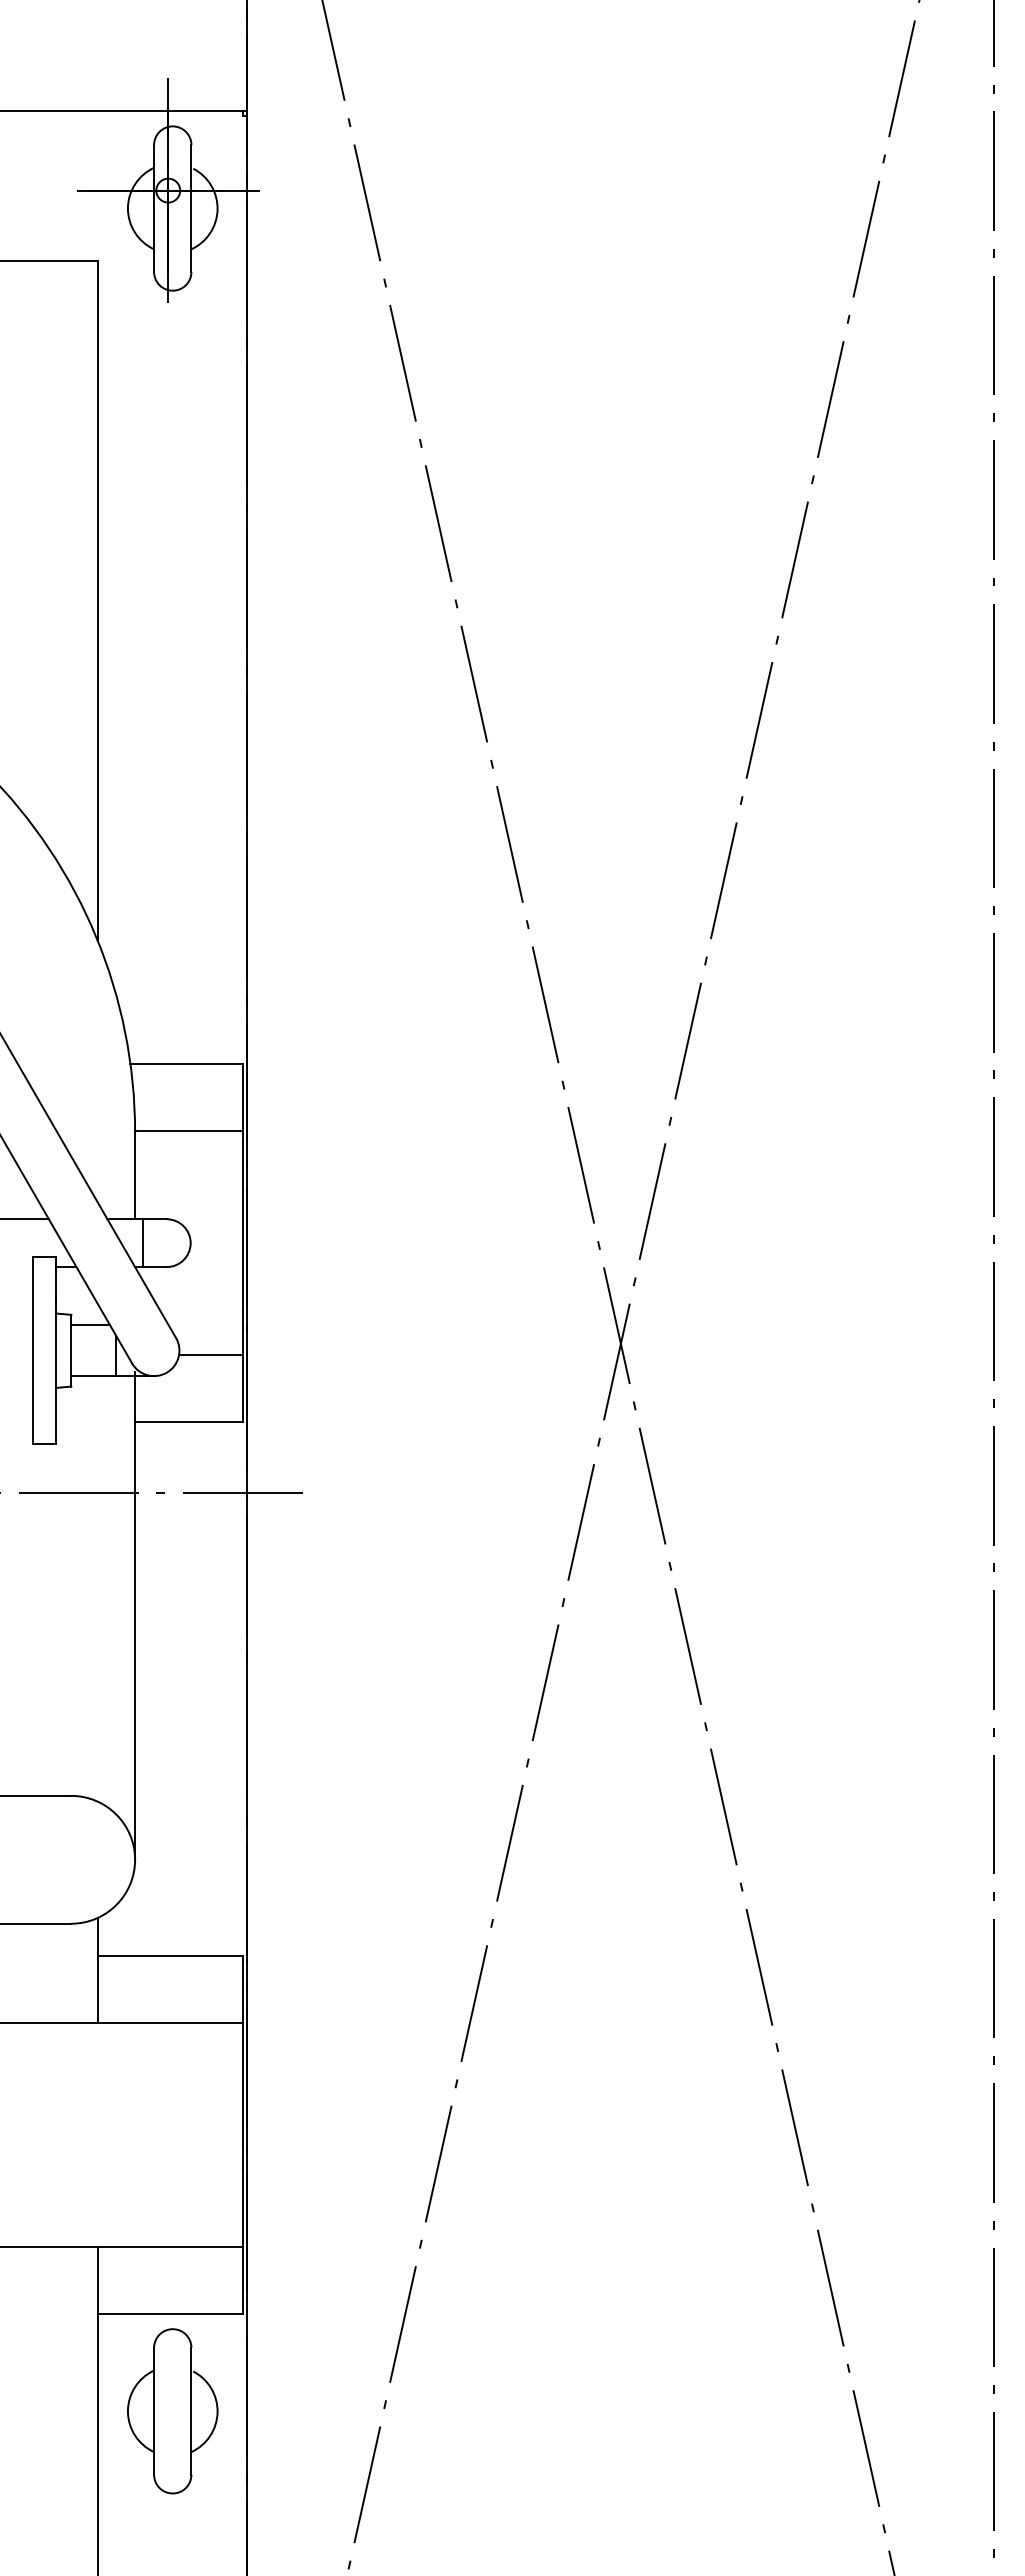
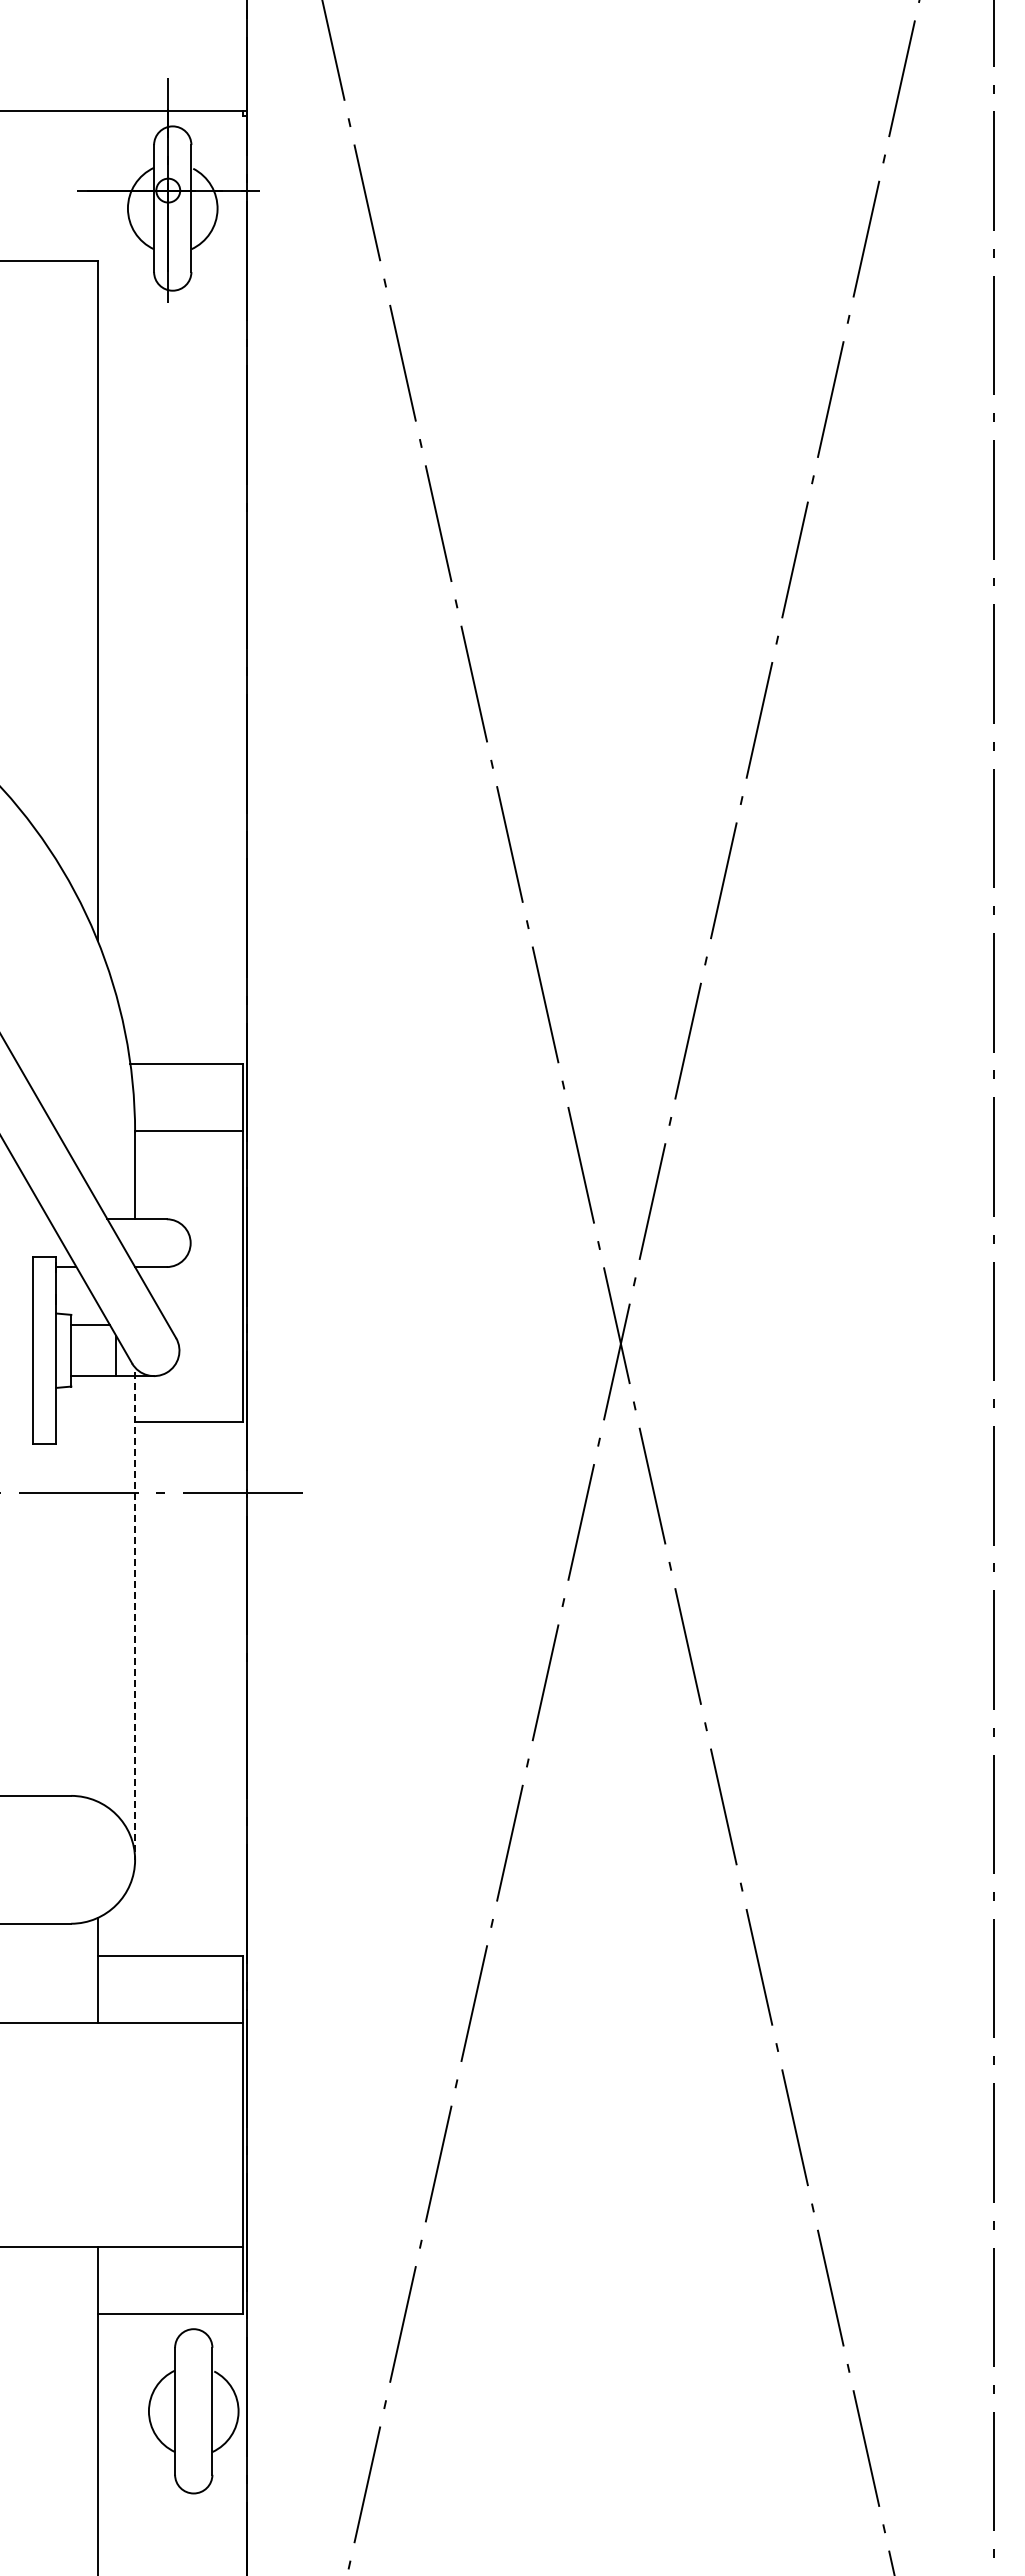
line: present -> none (25, 1219)
line: present -> none (142, 1243)
line: present -> none (210, 1355)
line: solid -> dashed (135, 1616)
part position: (172, 2411) -> (193, 2411) (193, 2411)
